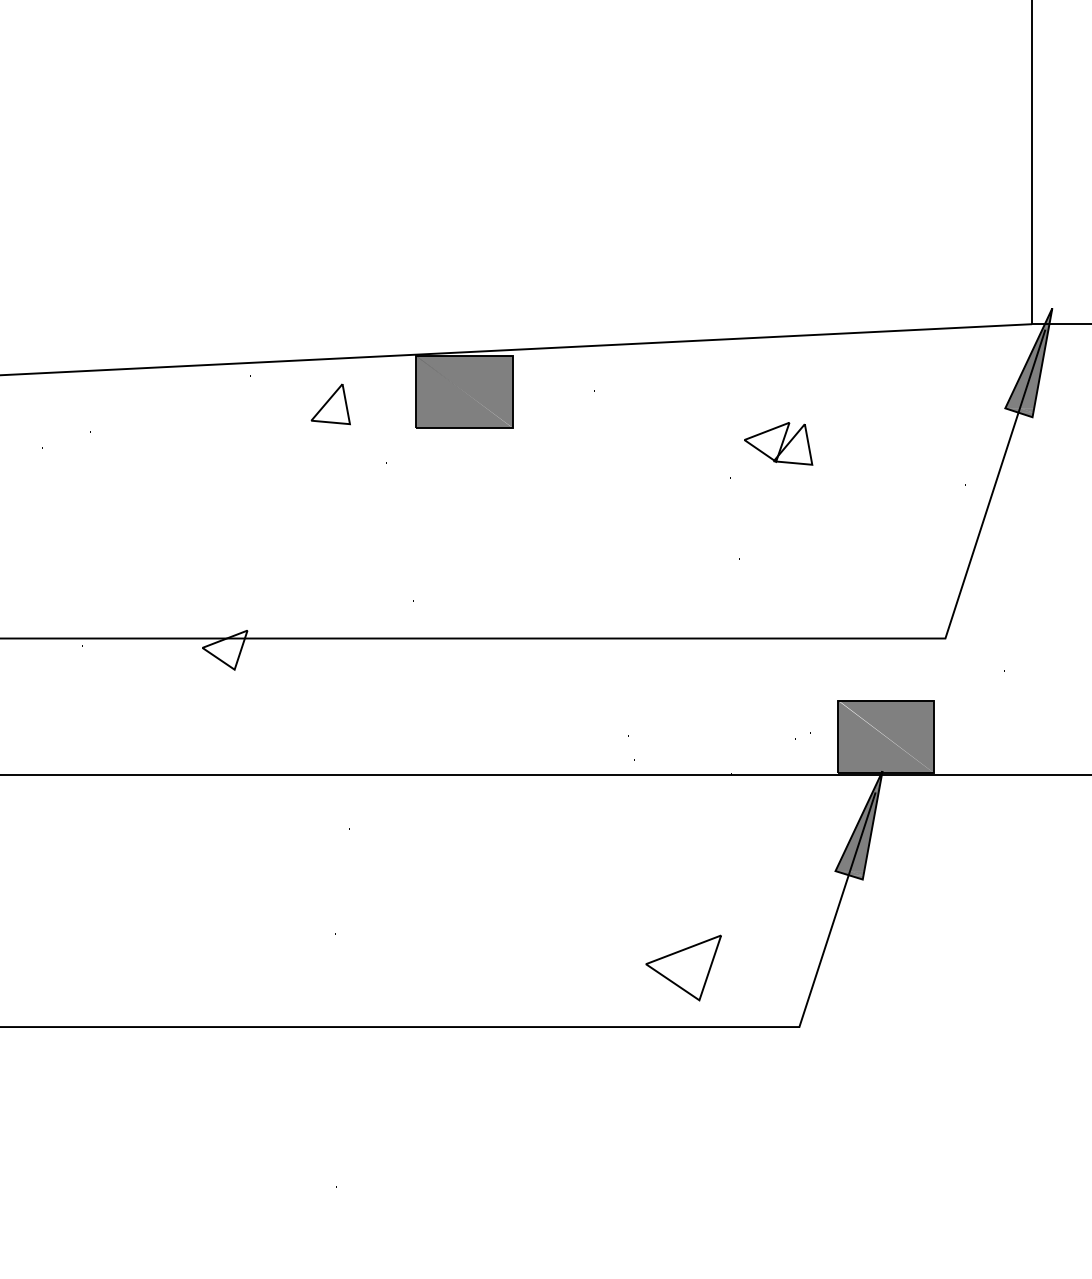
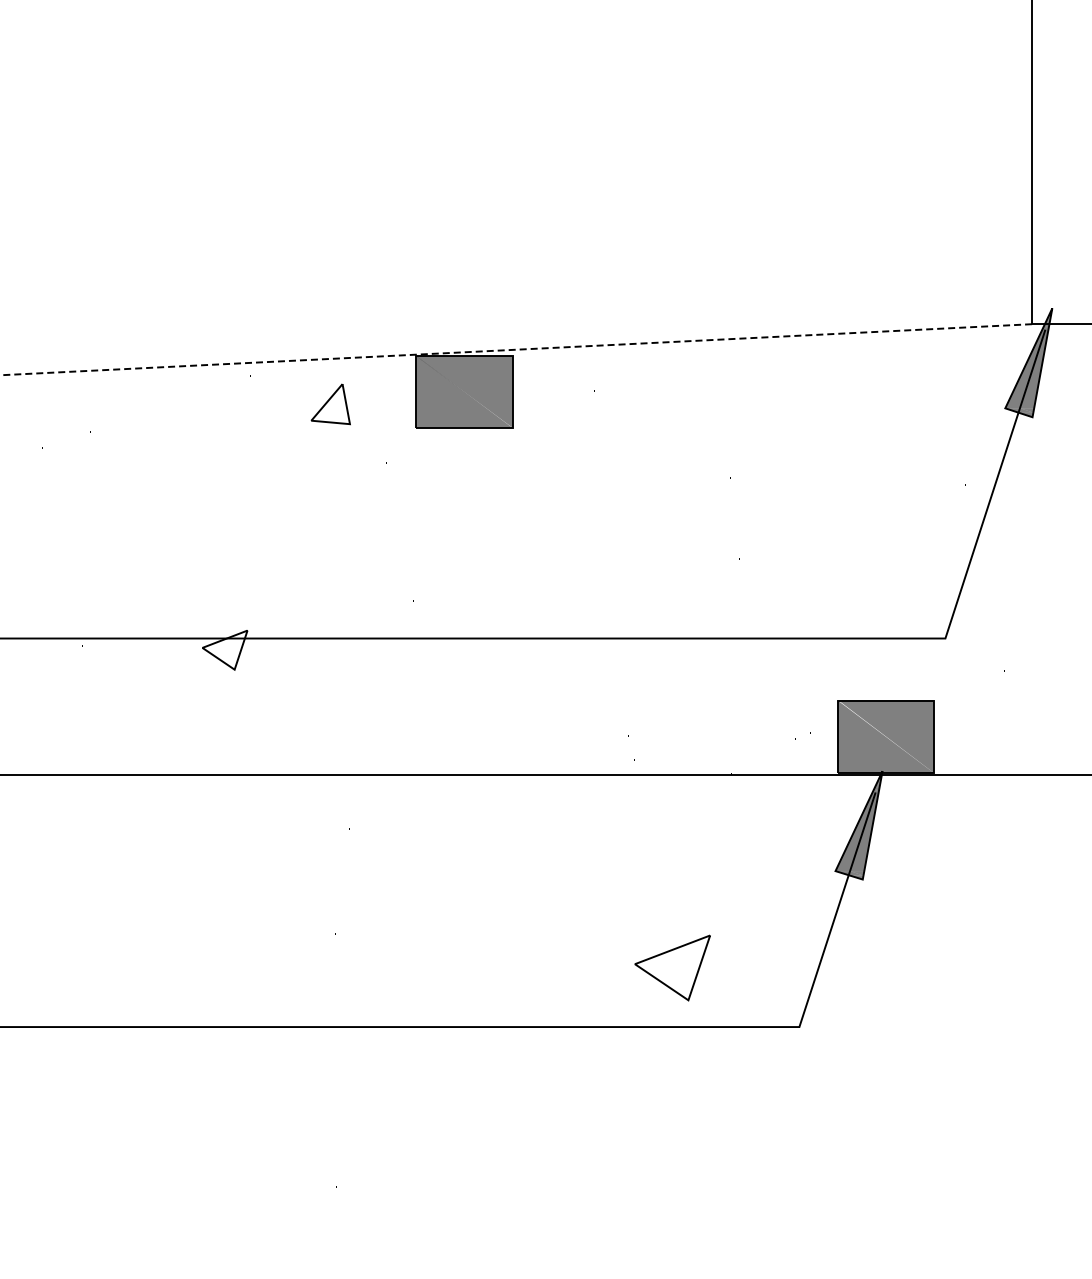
line: solid -> dashed (515, 349)
part: present -> none (778, 443)
part position: (683, 967) -> (672, 967) (672, 967)
